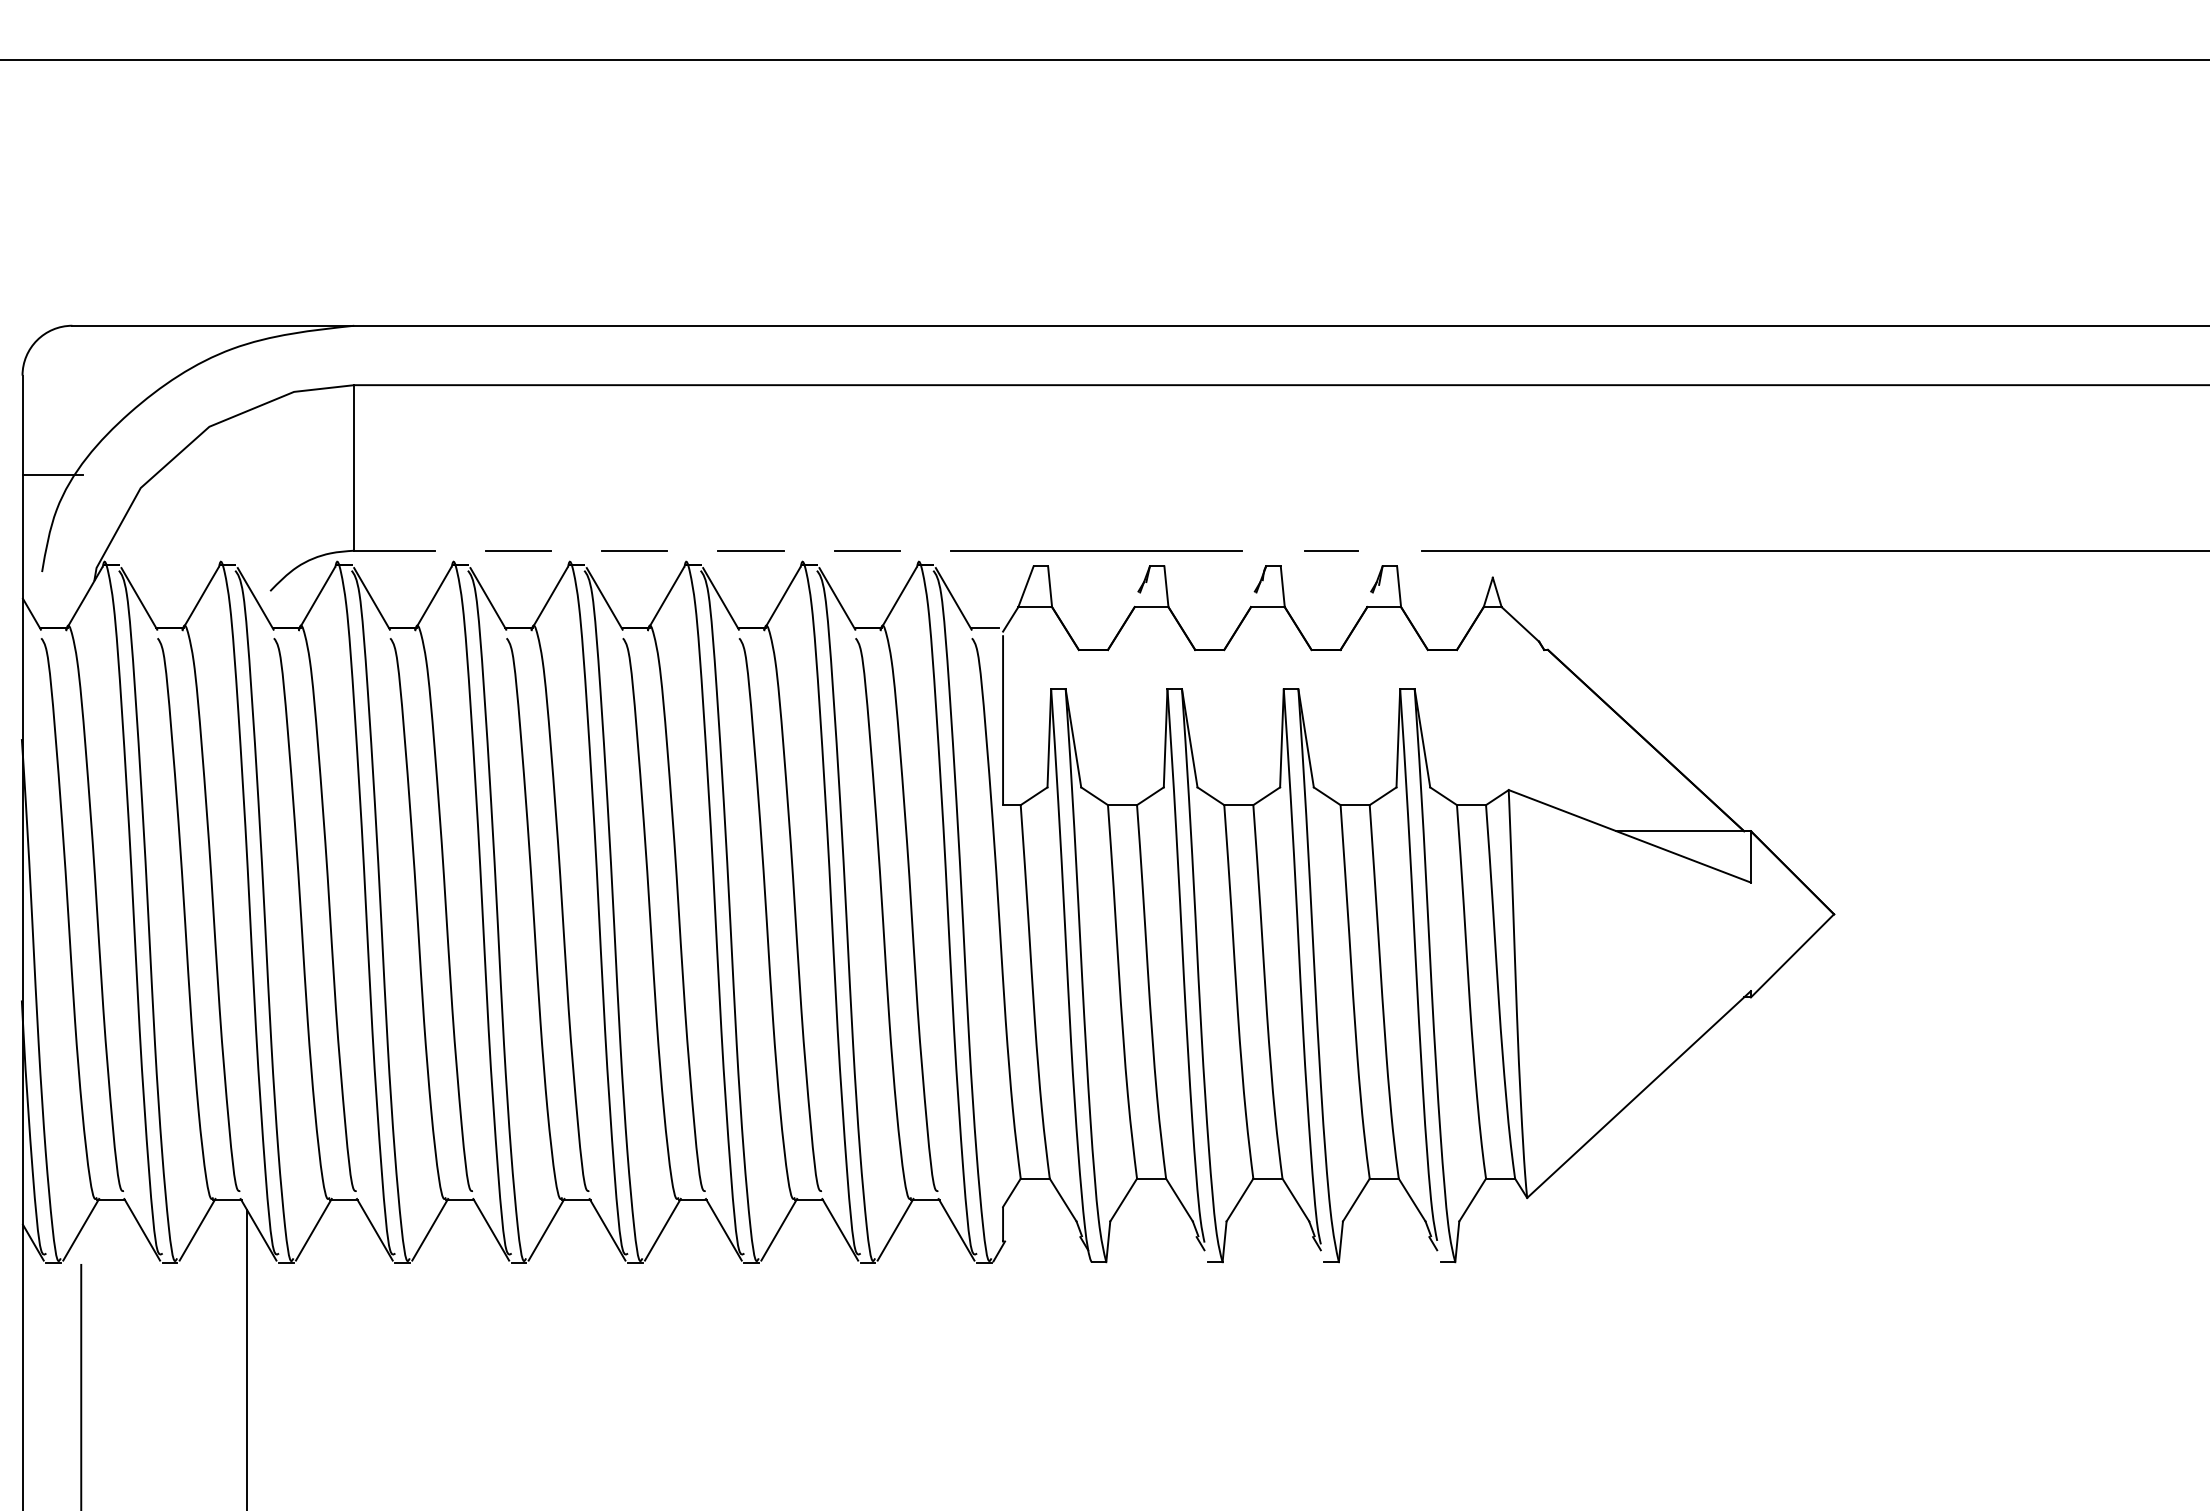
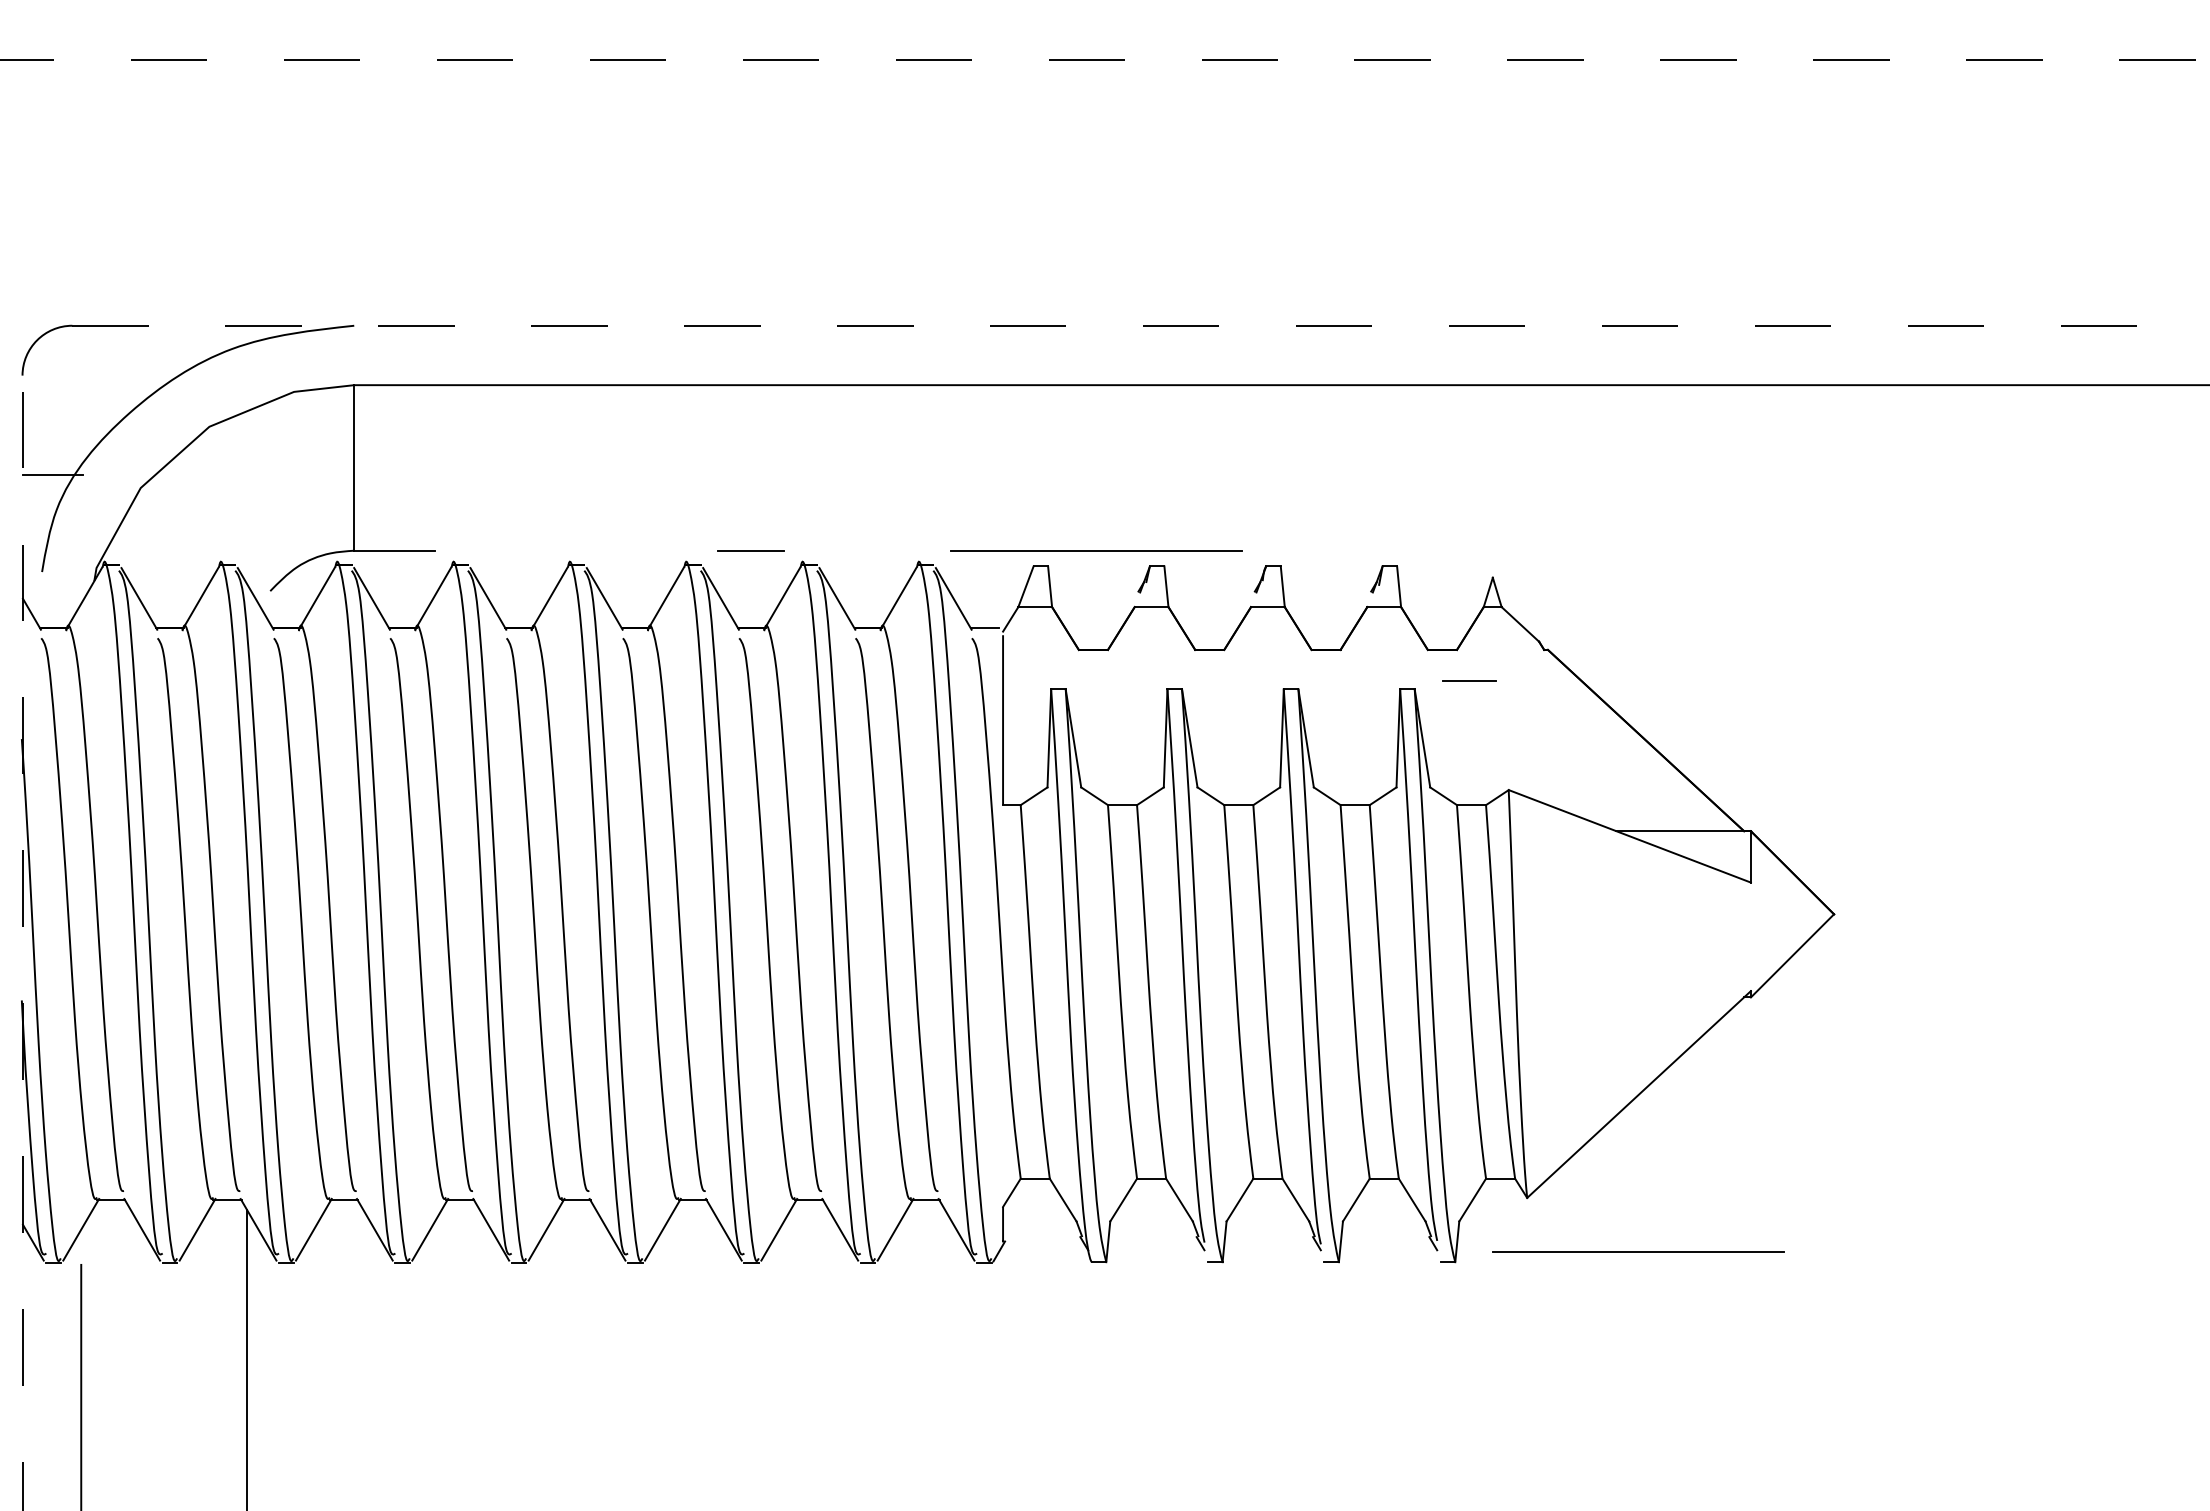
line: solid -> dashed (1104, 59)
line: solid -> dashed (1141, 325)
line: present -> none (518, 550)
line: present -> none (634, 550)
line: present -> none (867, 550)
line position: (1331, 550) -> (1469, 680) (1469, 680)
line: present -> none (1813, 550)
line: solid -> dashed (22, 942)
line: none -> present (1638, 1251)
